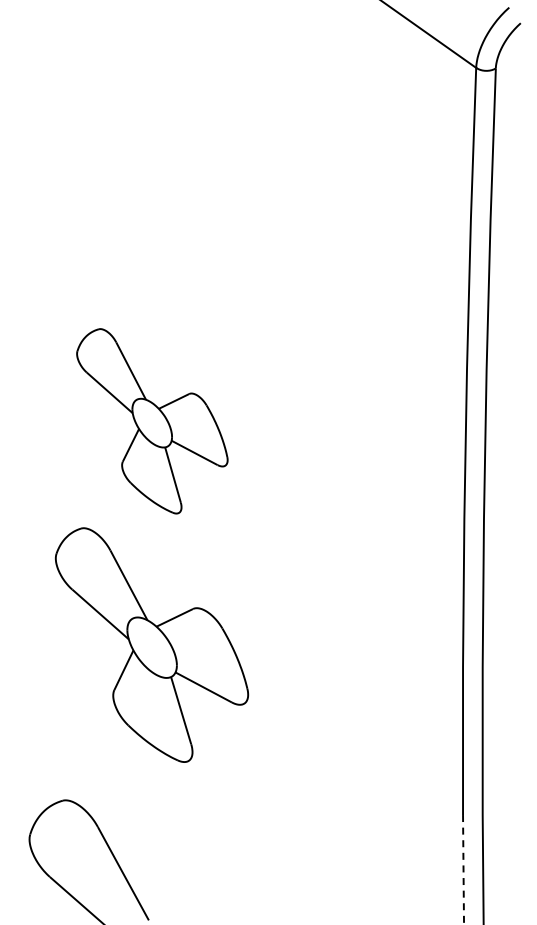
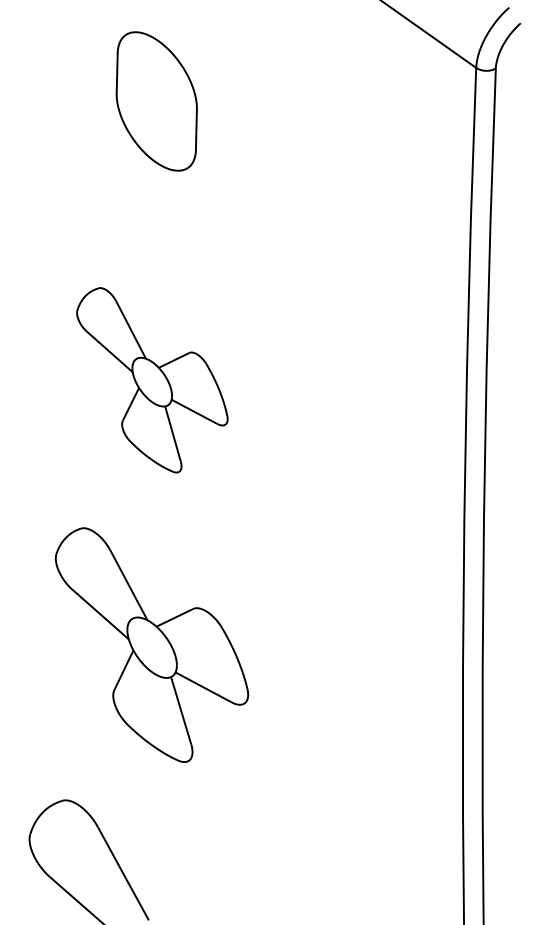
part: none -> present (156, 101)
part position: (152, 421) -> (152, 380) (152, 380)
line: dashed -> solid (463, 869)
